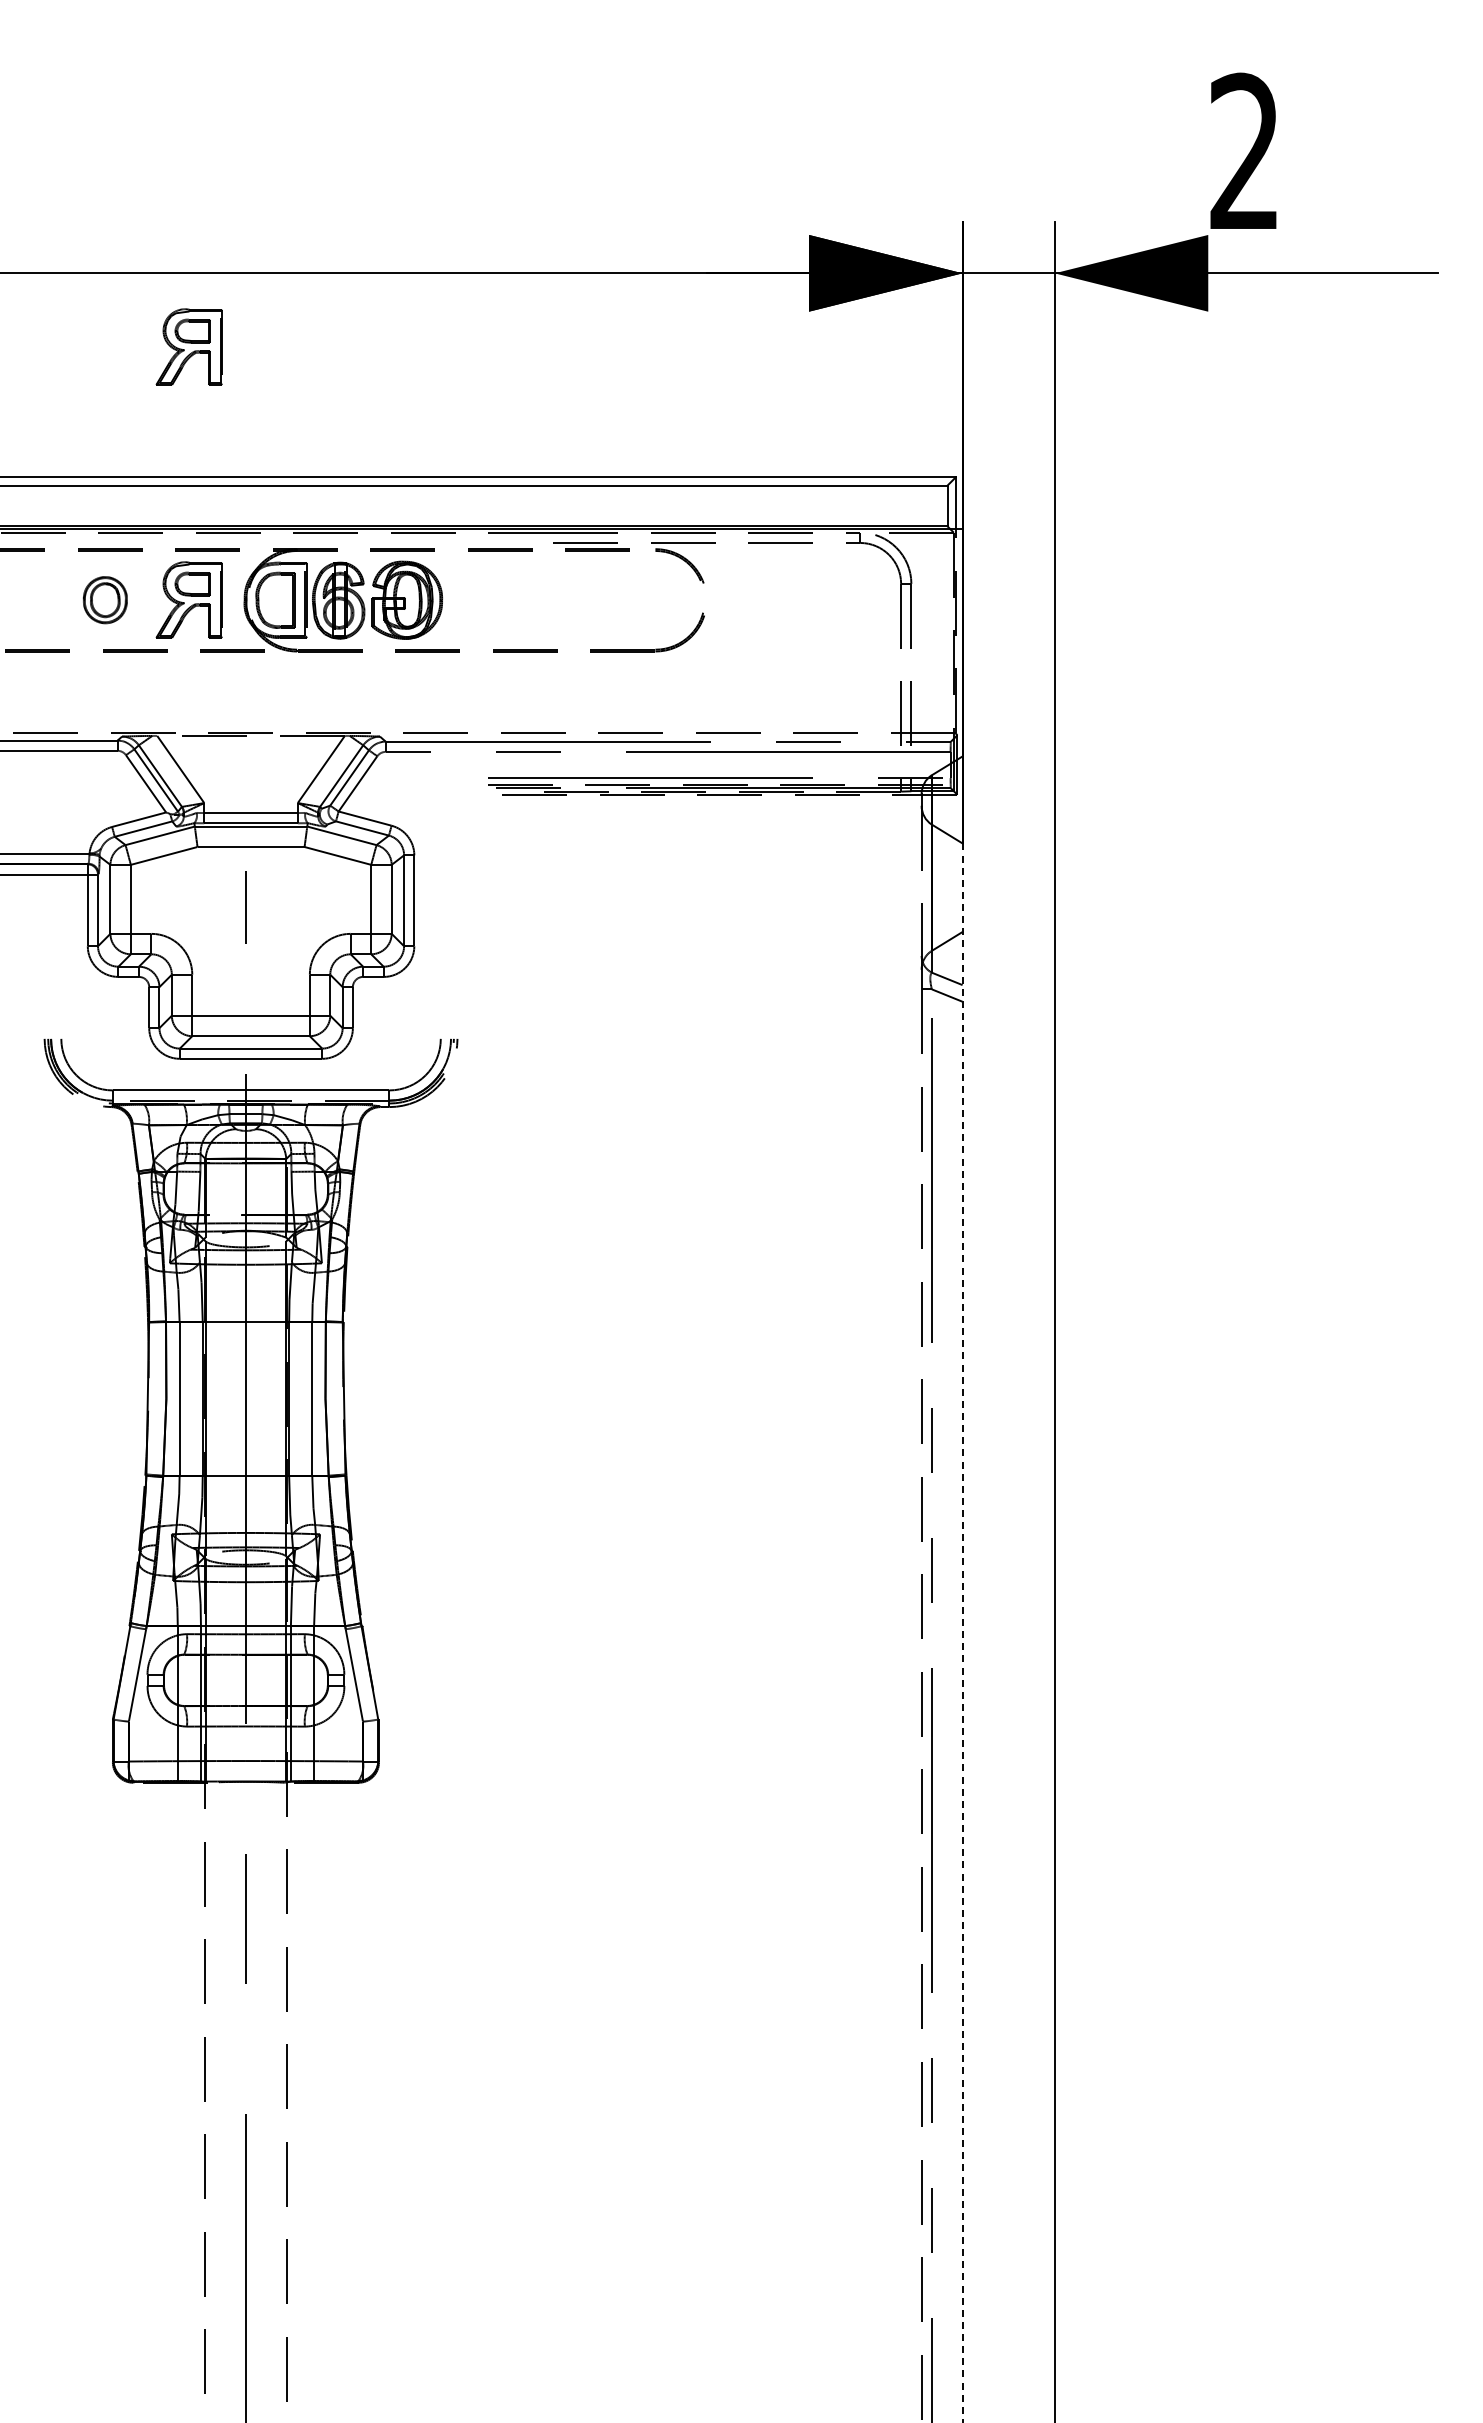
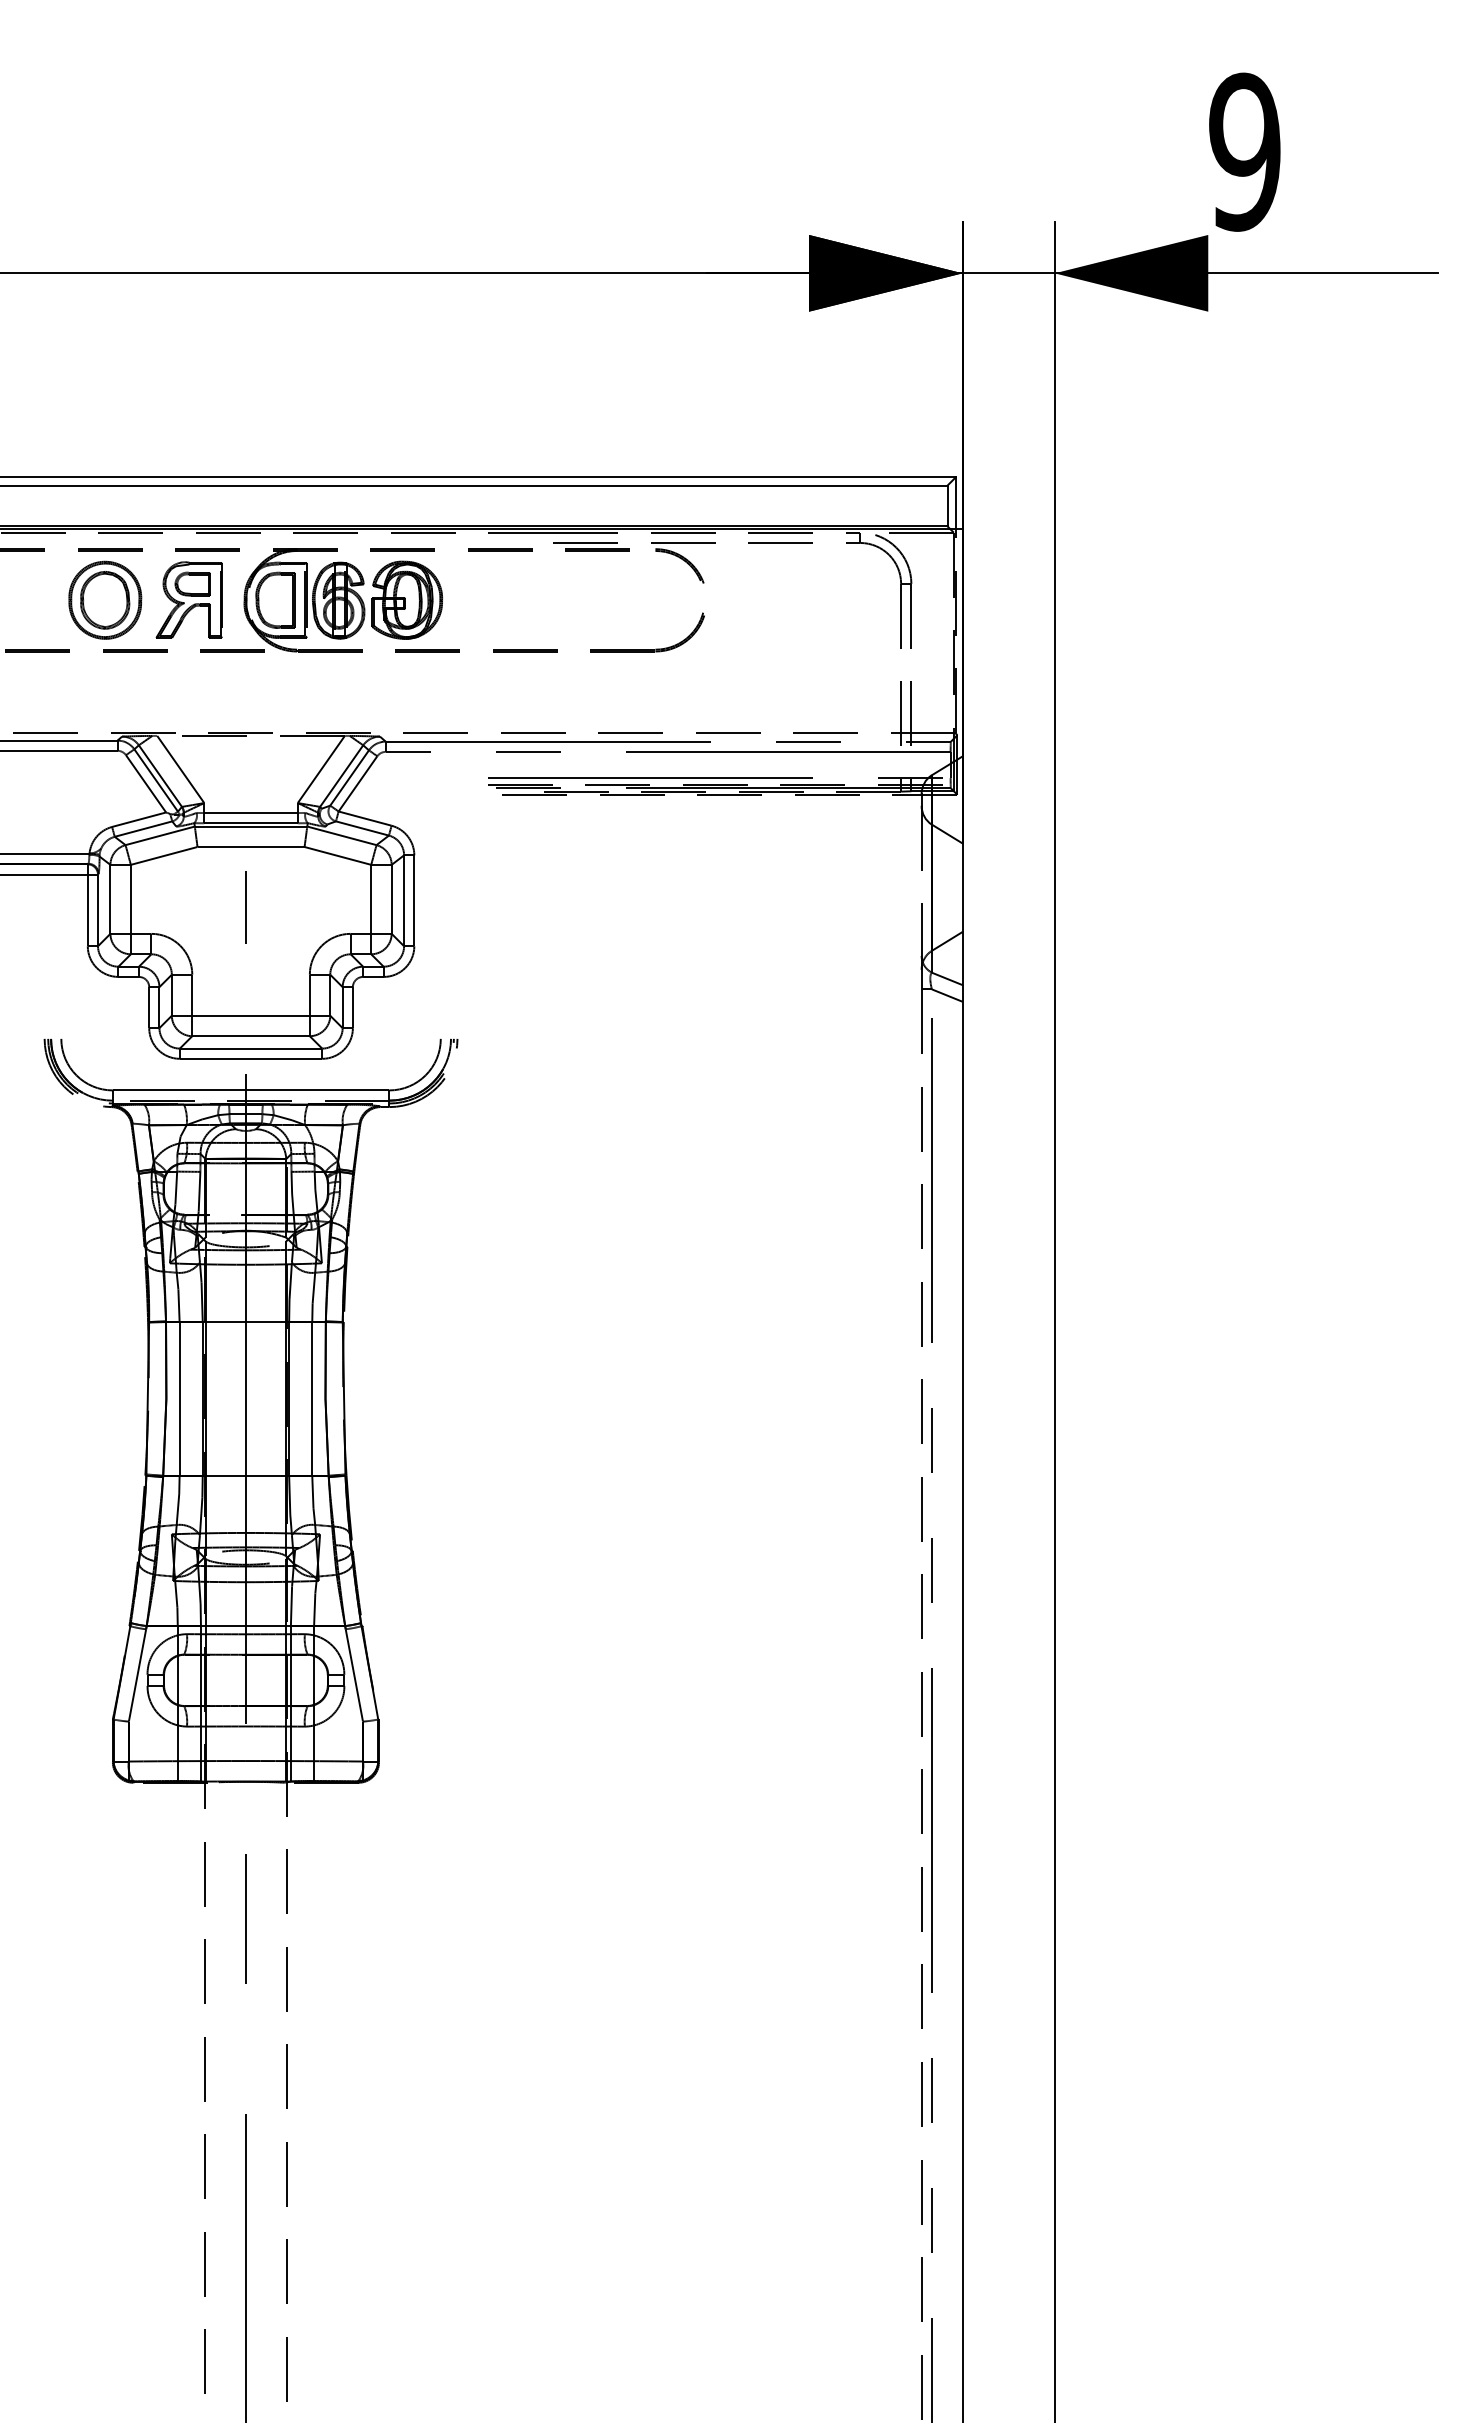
text: 2 -> 9 (1244, 151)
part: present -> none (188, 346)
part size: 46x49 px -> 75x80 px (105, 599)
line: dashed -> solid (962, 1633)
